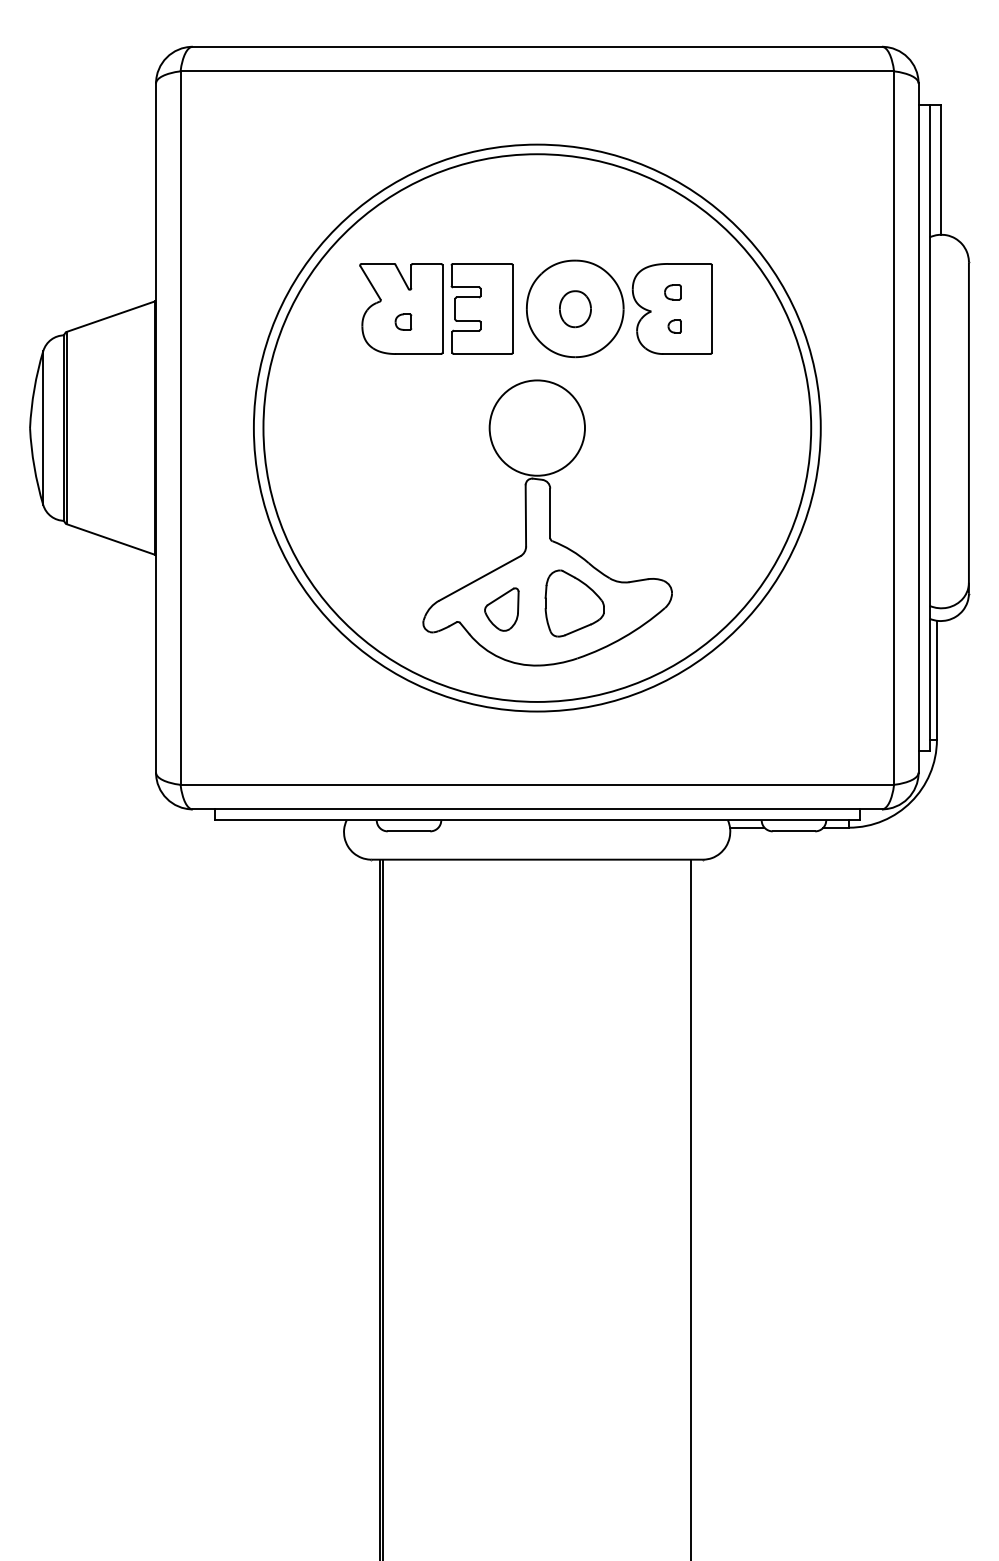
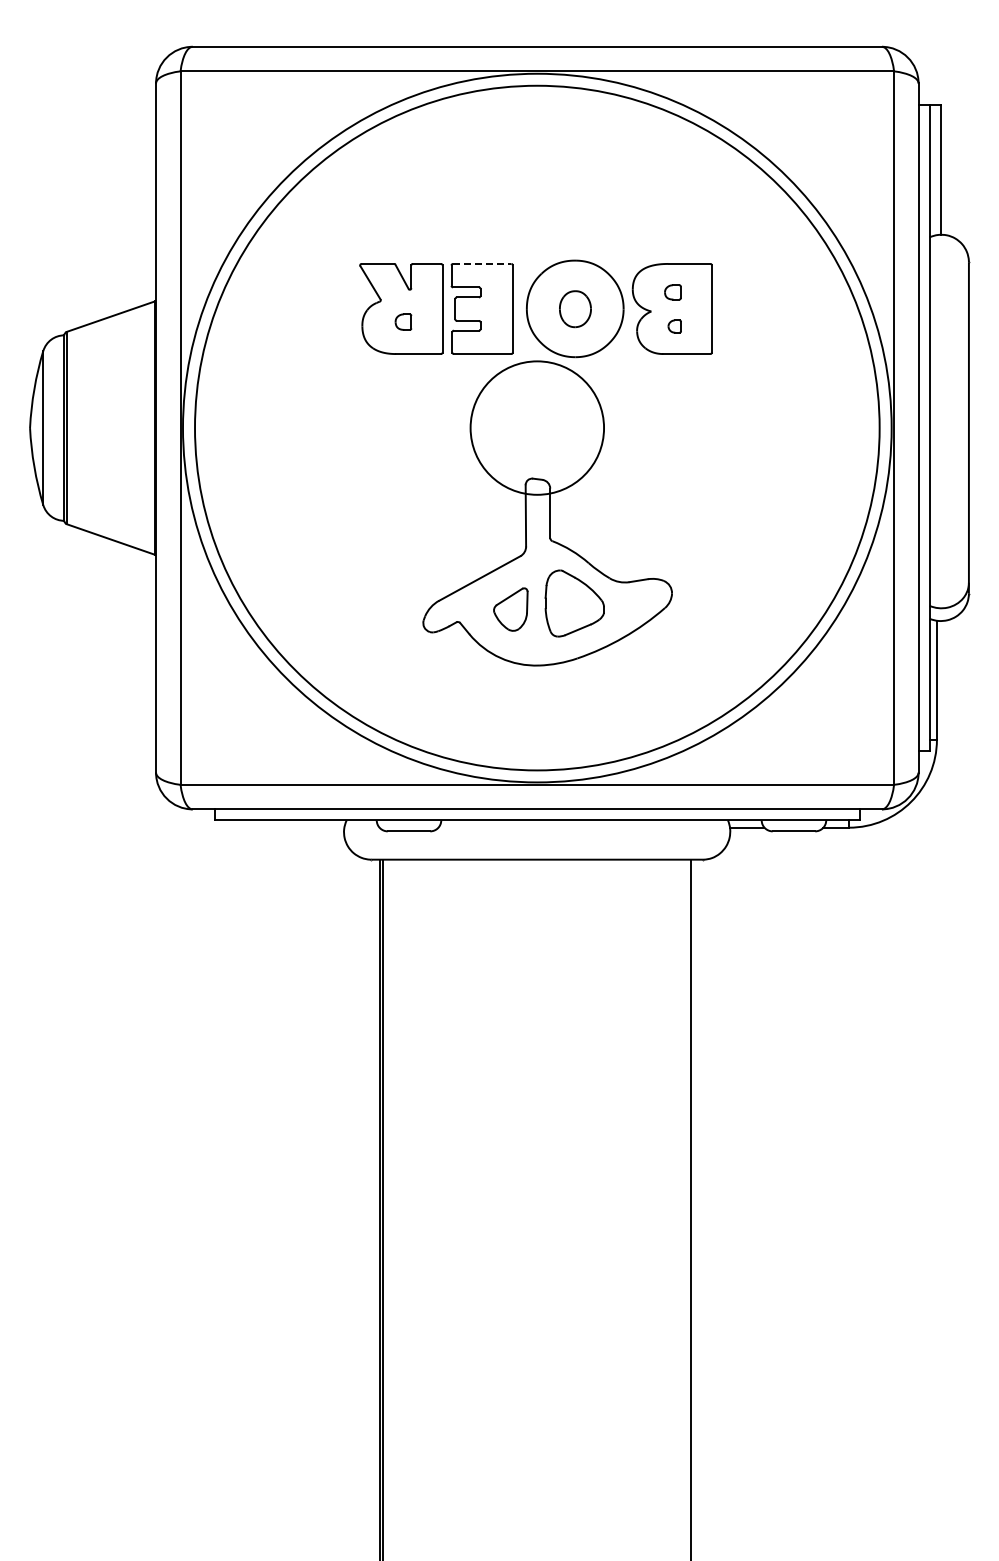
line: solid -> dashed (482, 263)
circle diameter: 567 px -> 709 px (537, 427)
circle diameter: 95 px -> 133 px (537, 427)
circle diameter: 548 px -> 685 px (537, 427)
part position: (501, 609) -> (510, 609) (510, 609)
